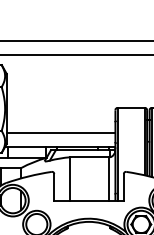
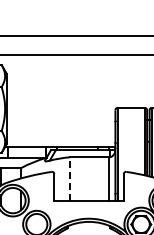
line position: (76, 41) -> (76, 36) (76, 36)
line: present -> none (60, 133)
line: solid -> dashed (70, 179)
